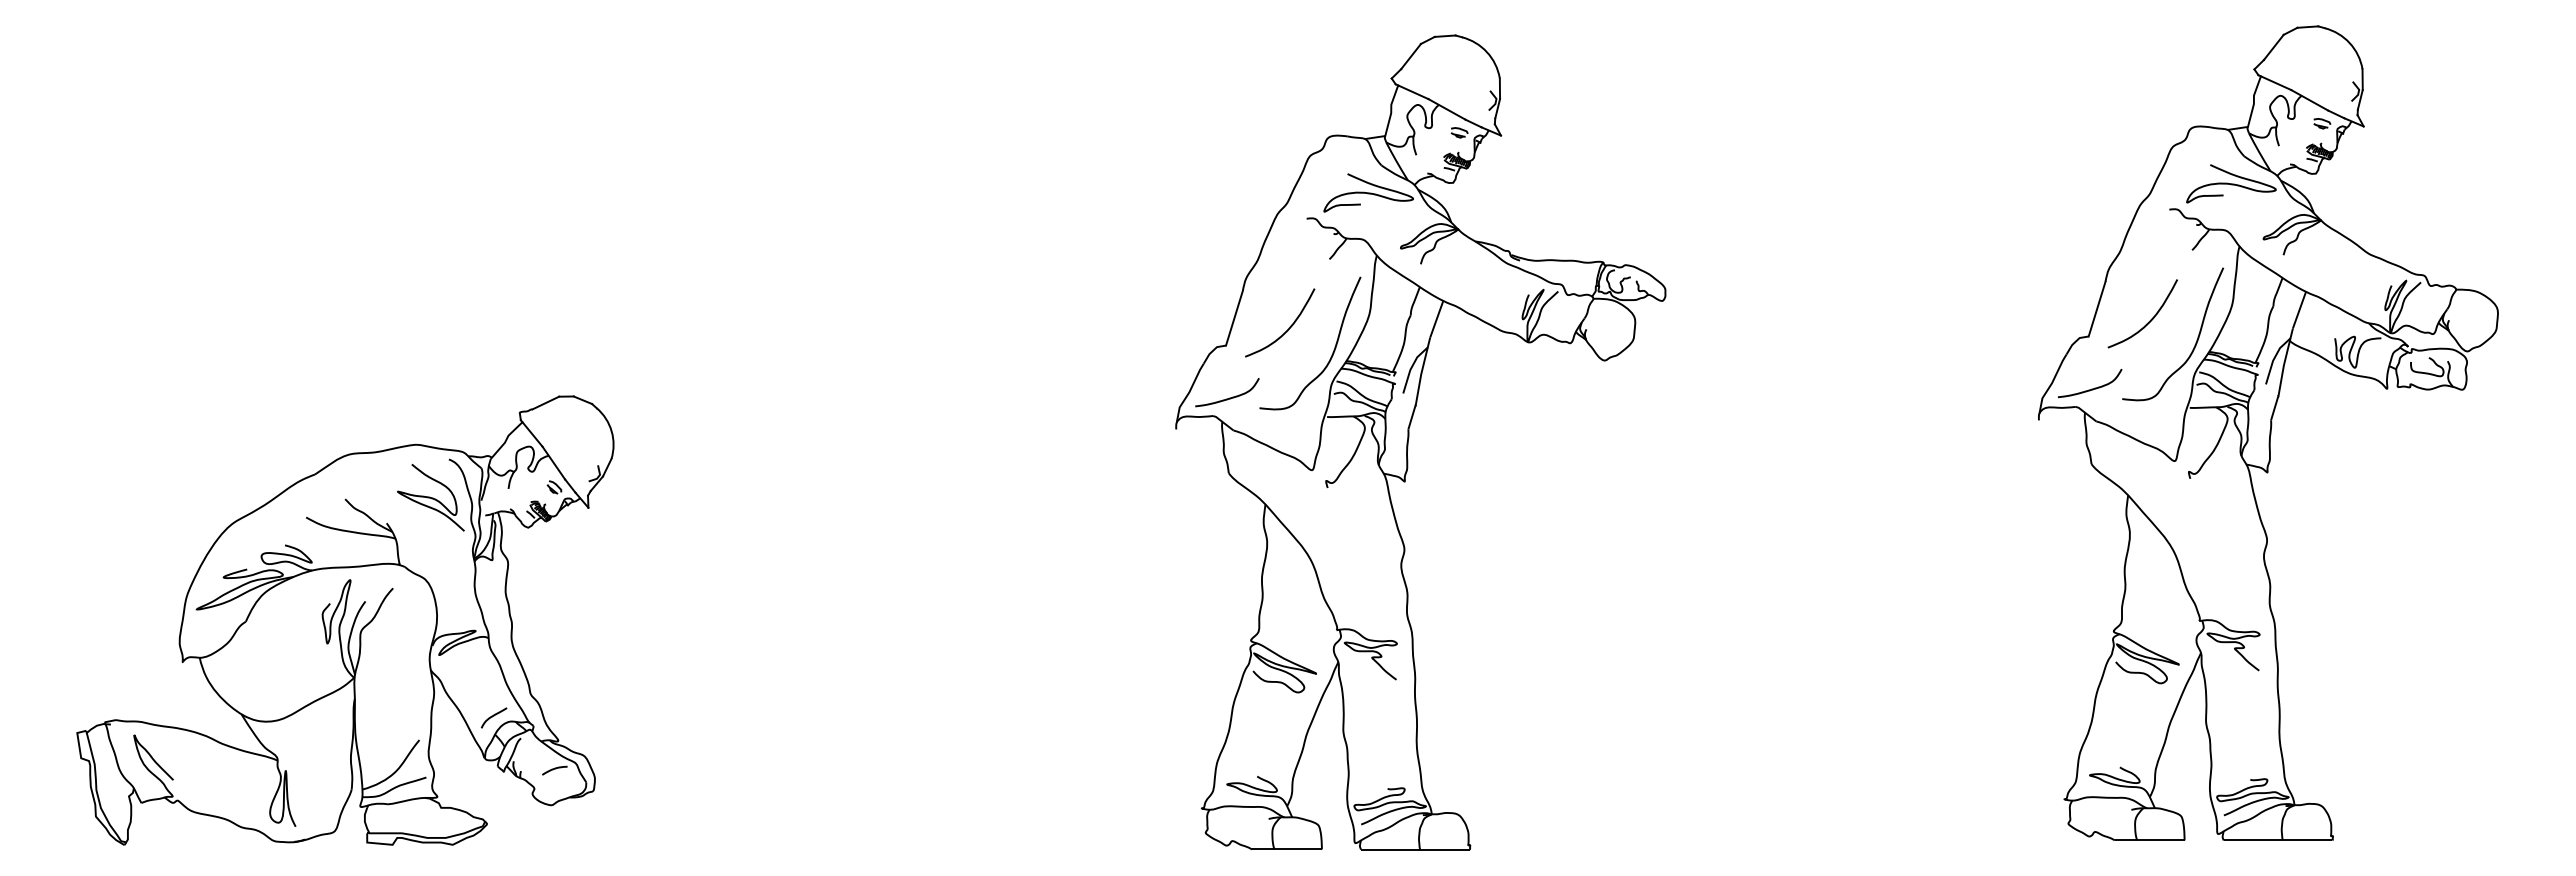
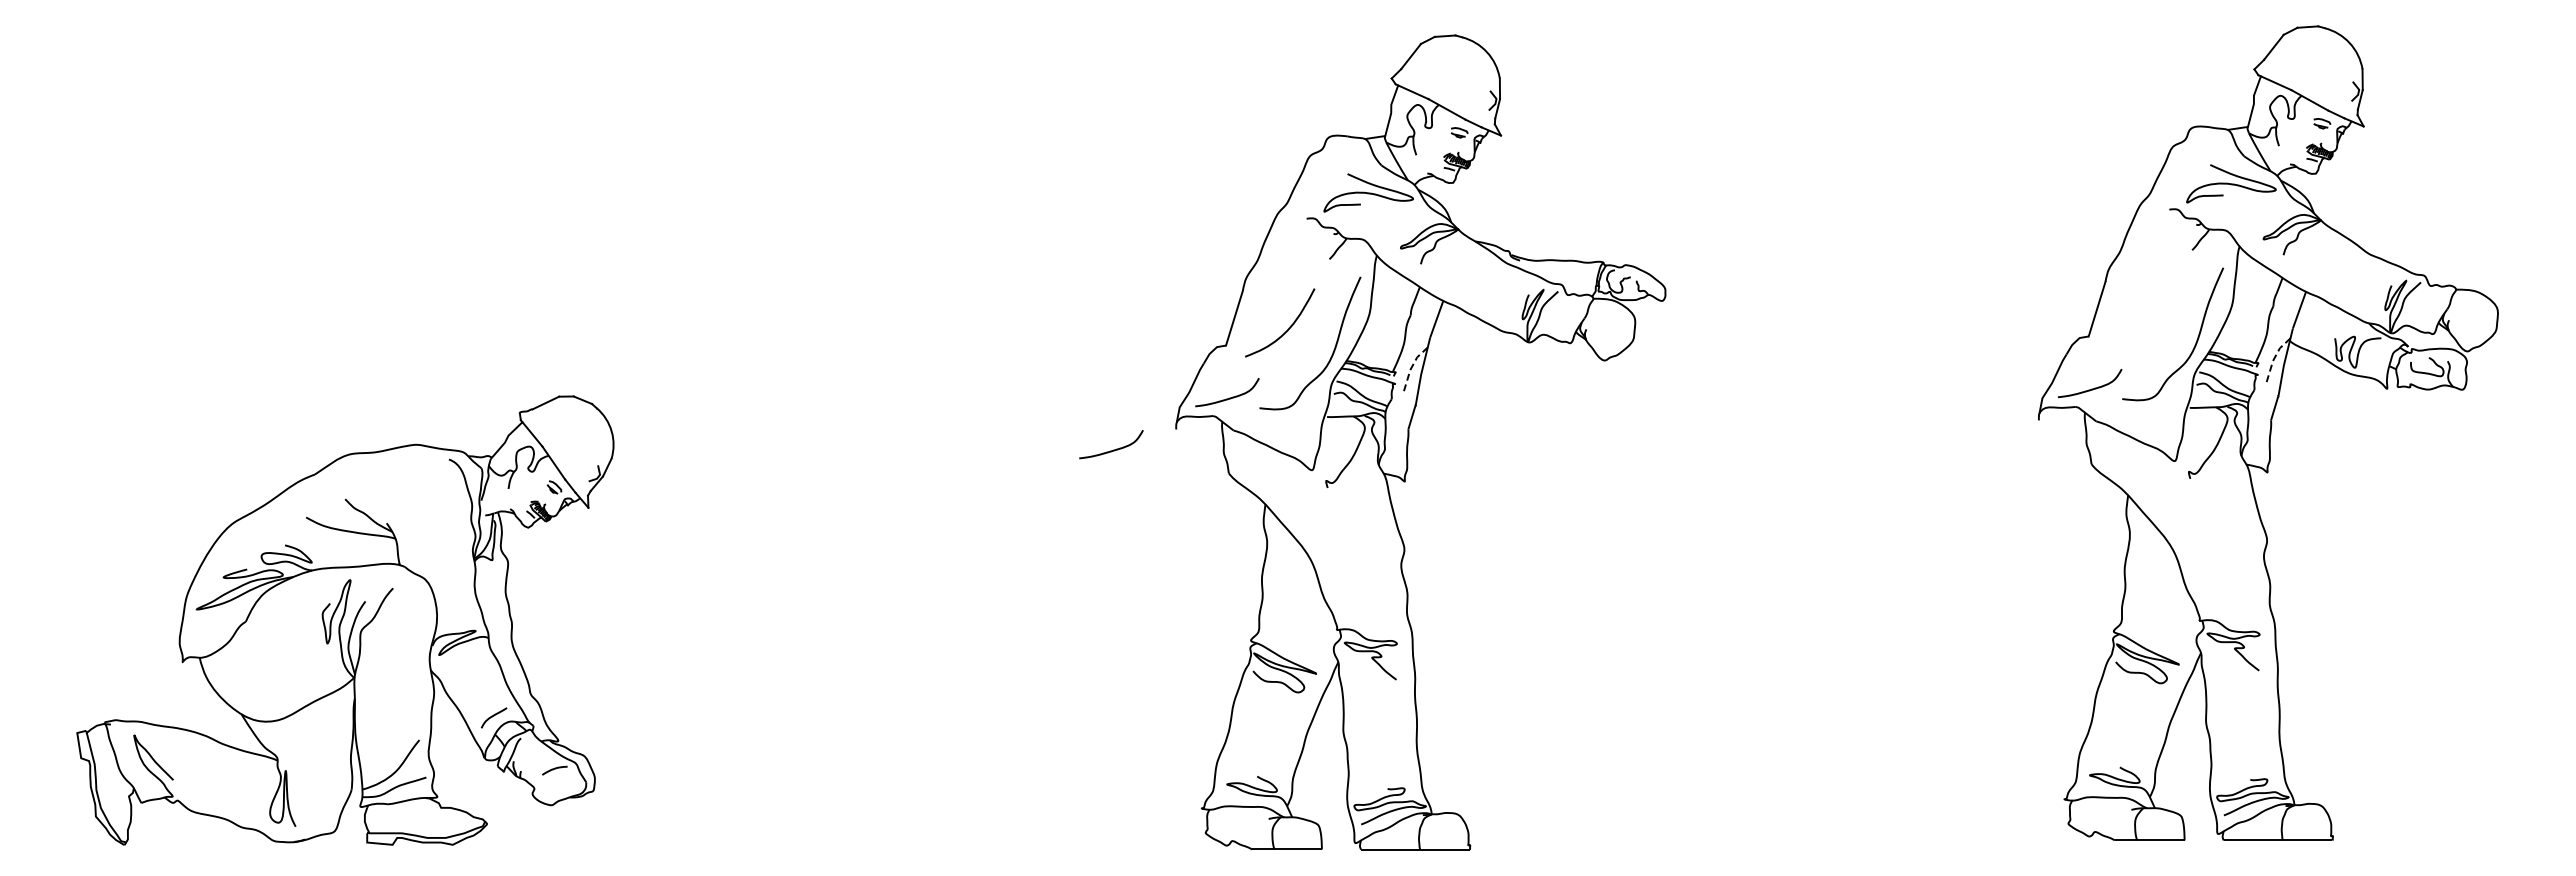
curve: present -> none (2149, 320)
line: solid -> dashed (2273, 359)
line: solid -> dashed (1411, 368)
curve: none -> present (1113, 449)
curve: present -> none (430, 497)
